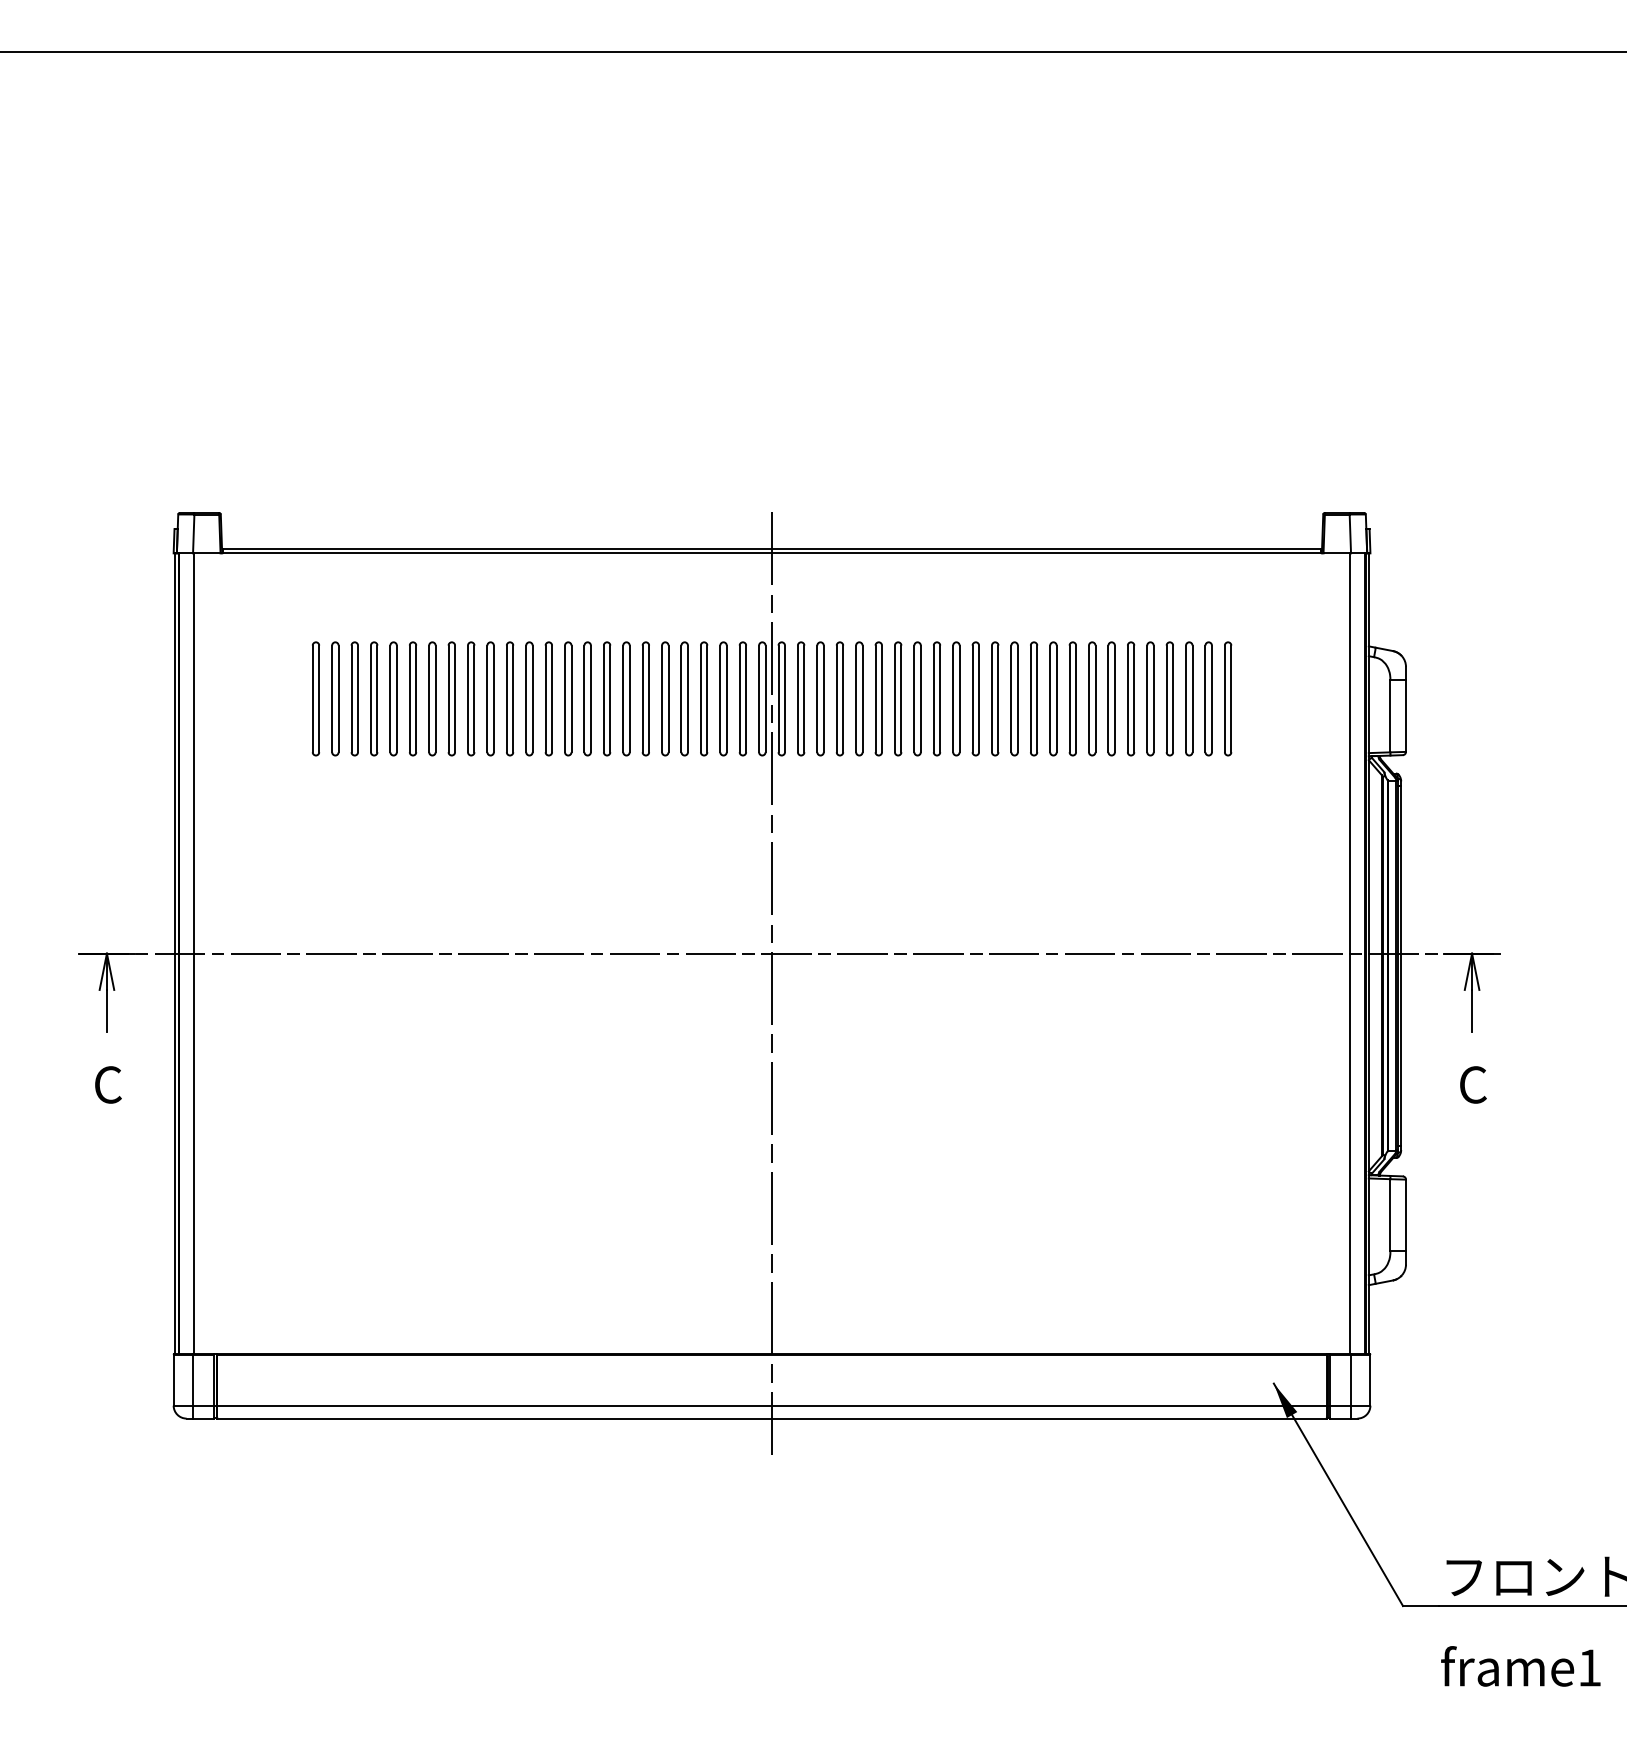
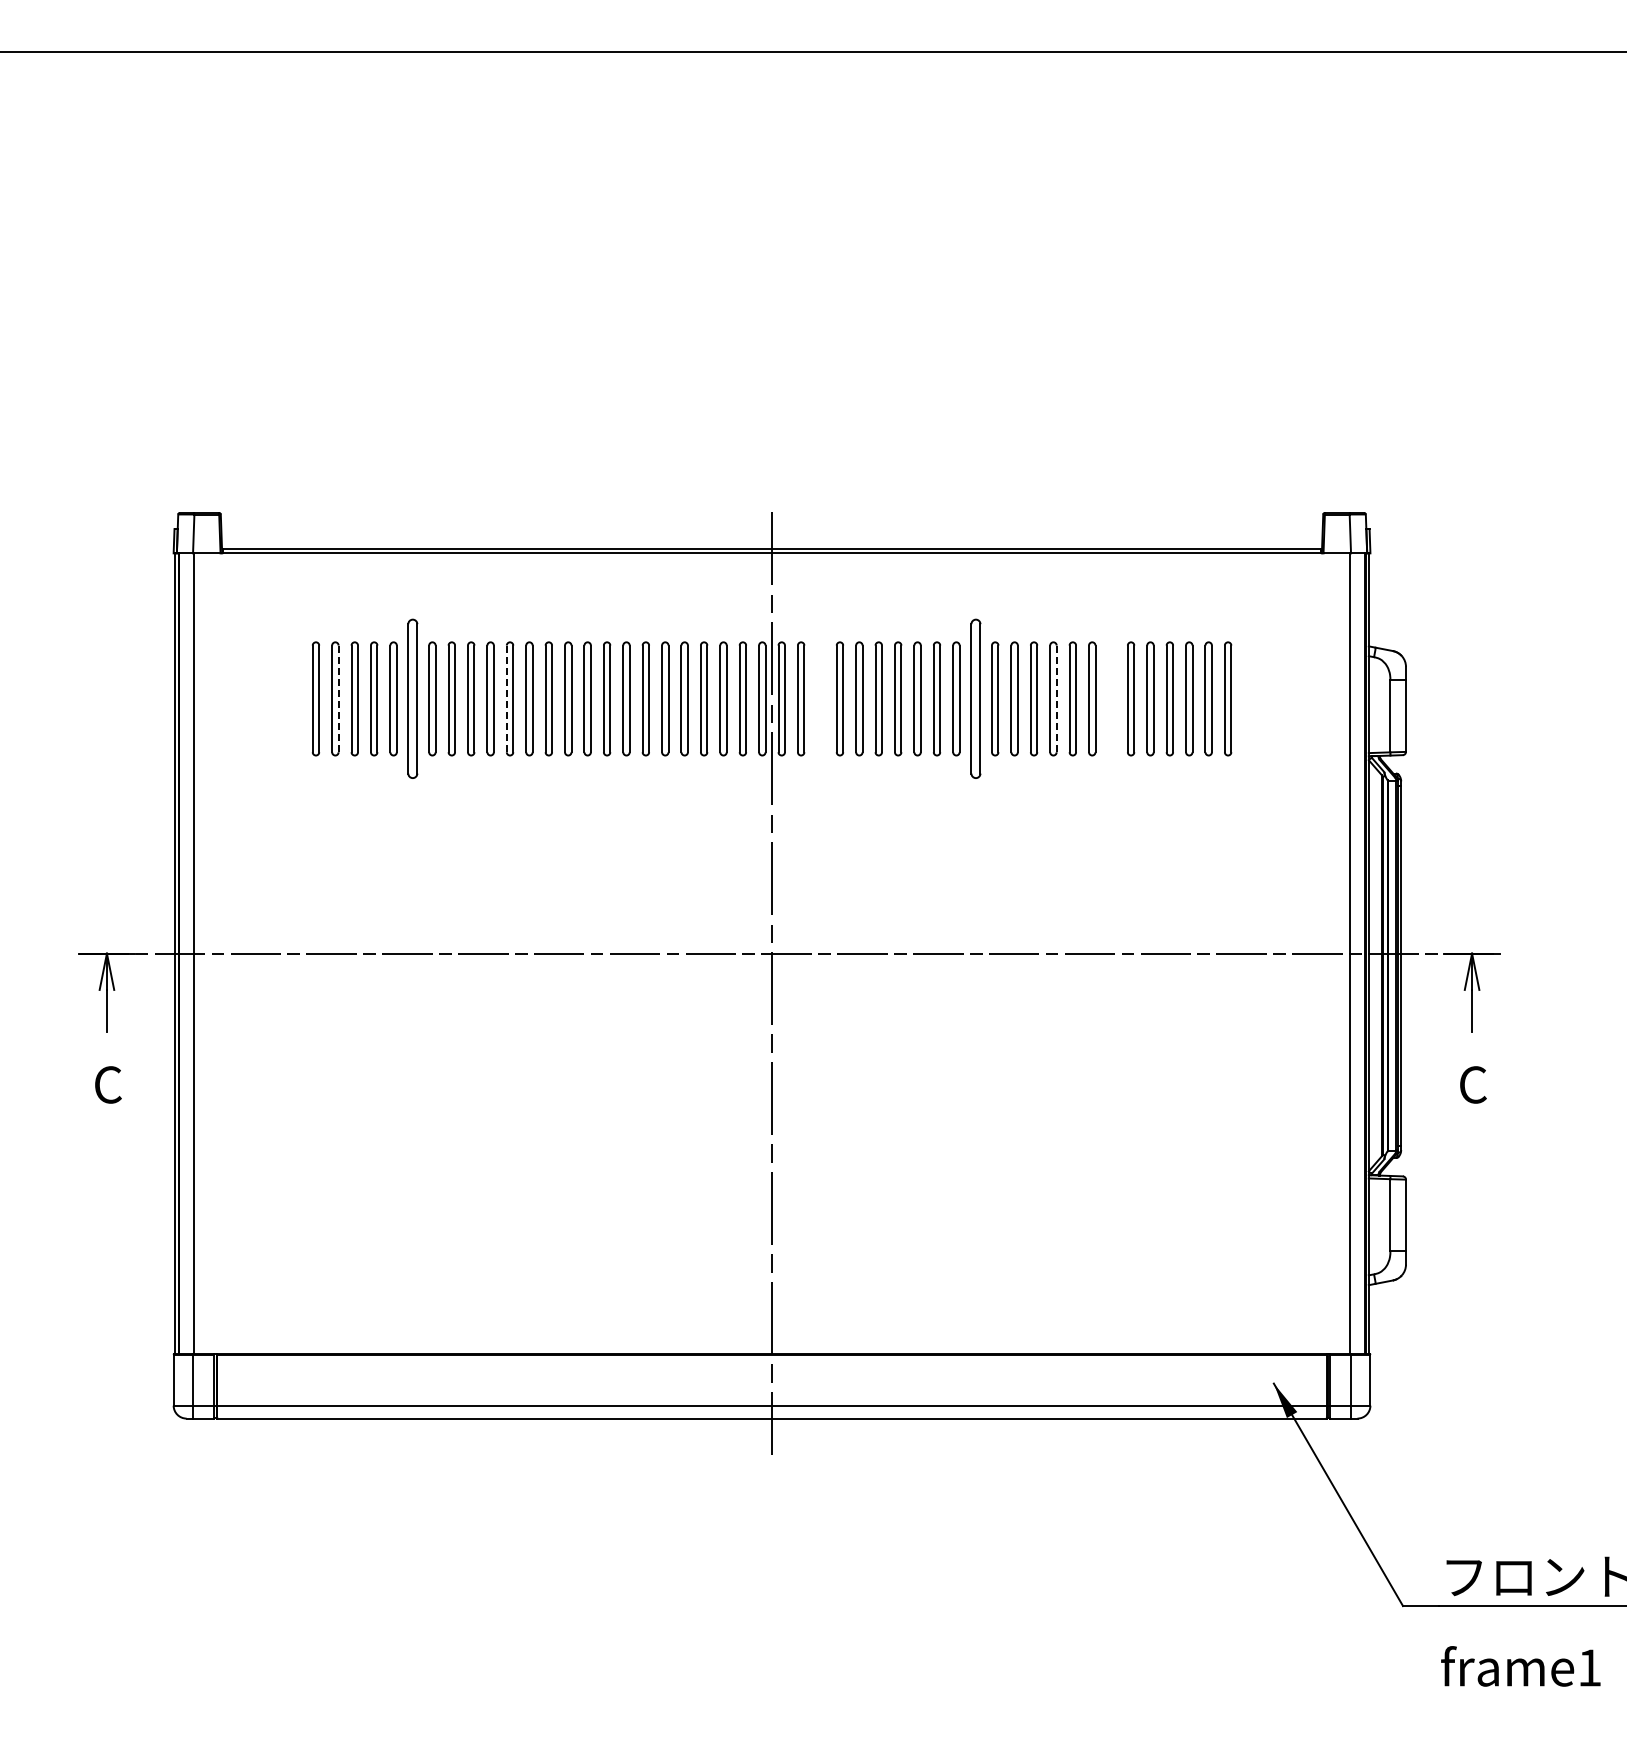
part size: 9x116 px -> 12x161 px (412, 698)
line: solid -> dashed (506, 698)
part: present -> none (820, 698)
part size: 9x116 px -> 12x161 px (975, 698)
part: present -> none (1111, 698)
line: solid -> dashed (338, 699)
line: solid -> dashed (1056, 699)
